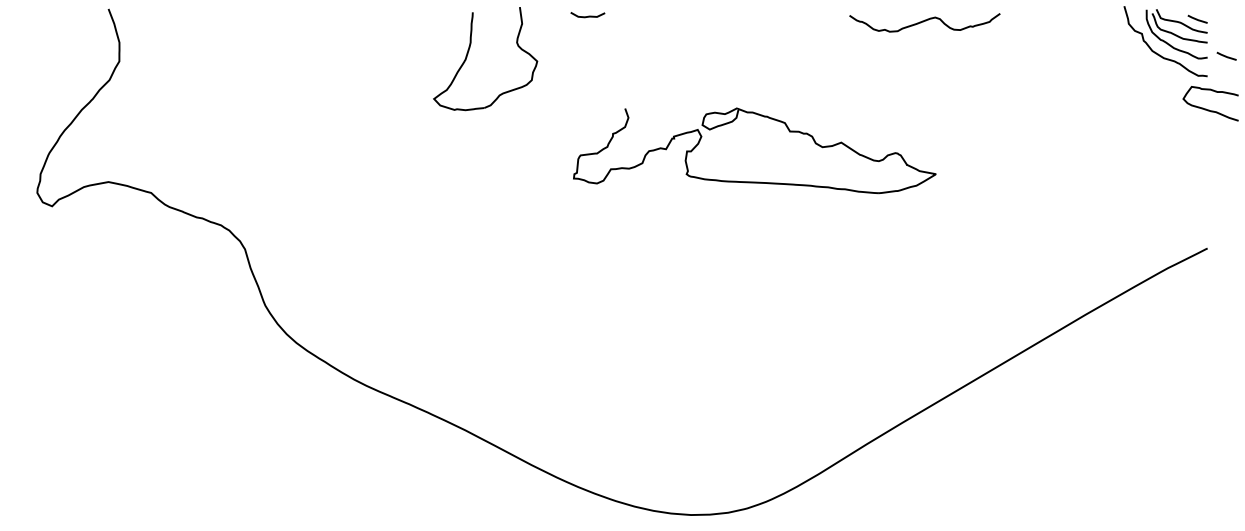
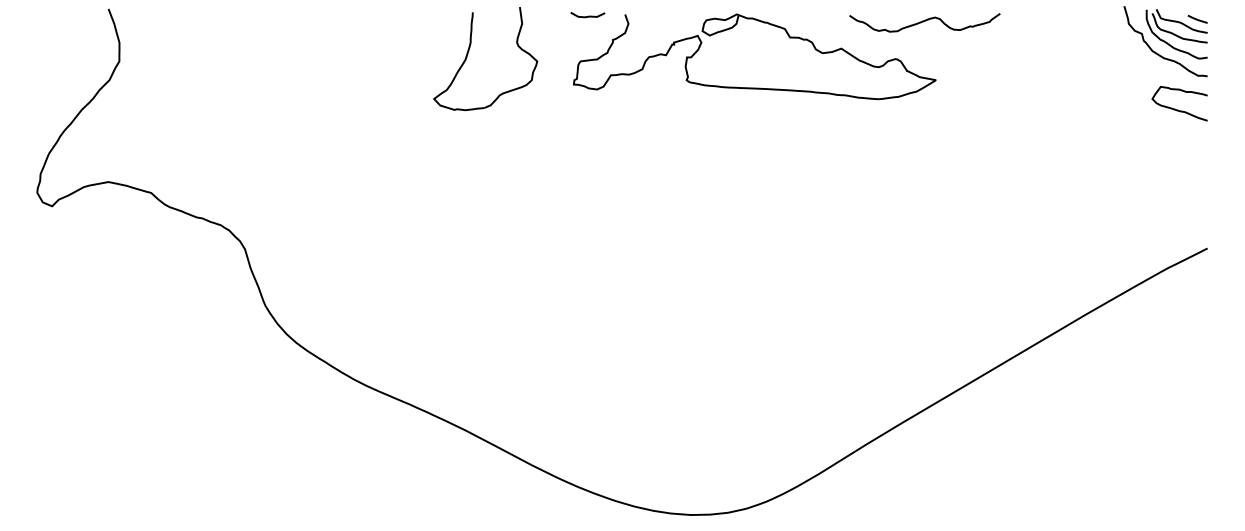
line: present -> none (1226, 55)
curve position: (1209, 109) -> (1178, 109) (1178, 109)
part position: (754, 181) -> (754, 87) (754, 87)
